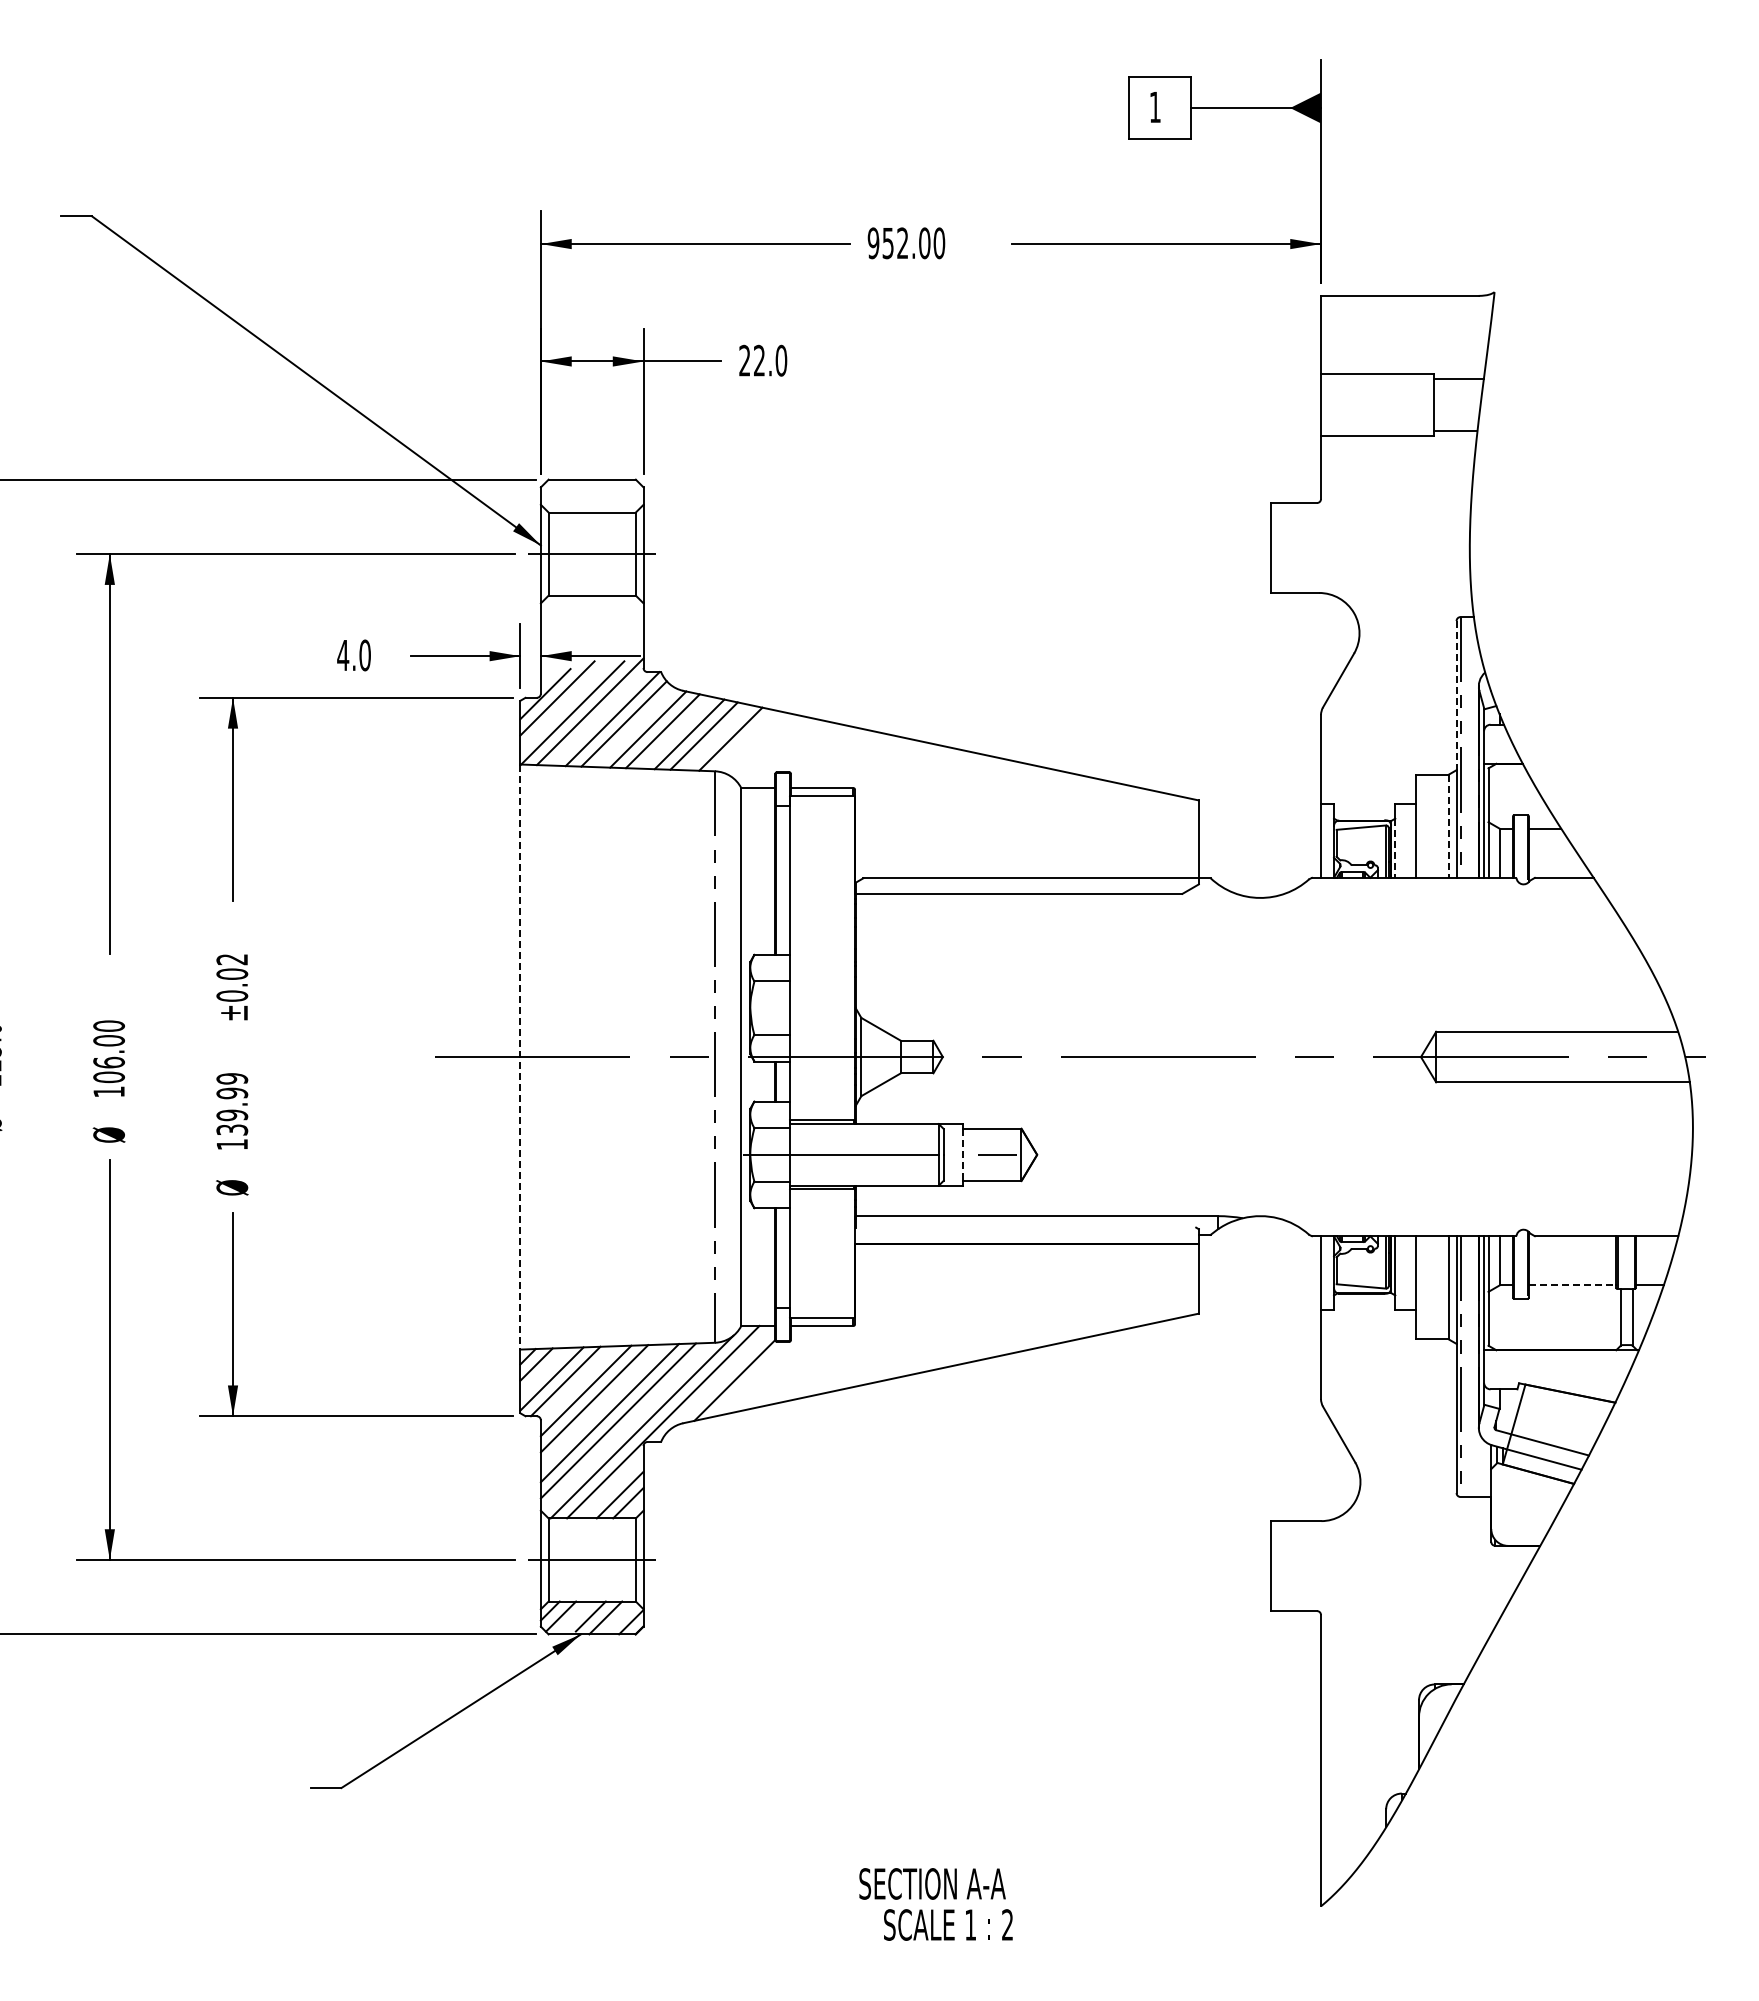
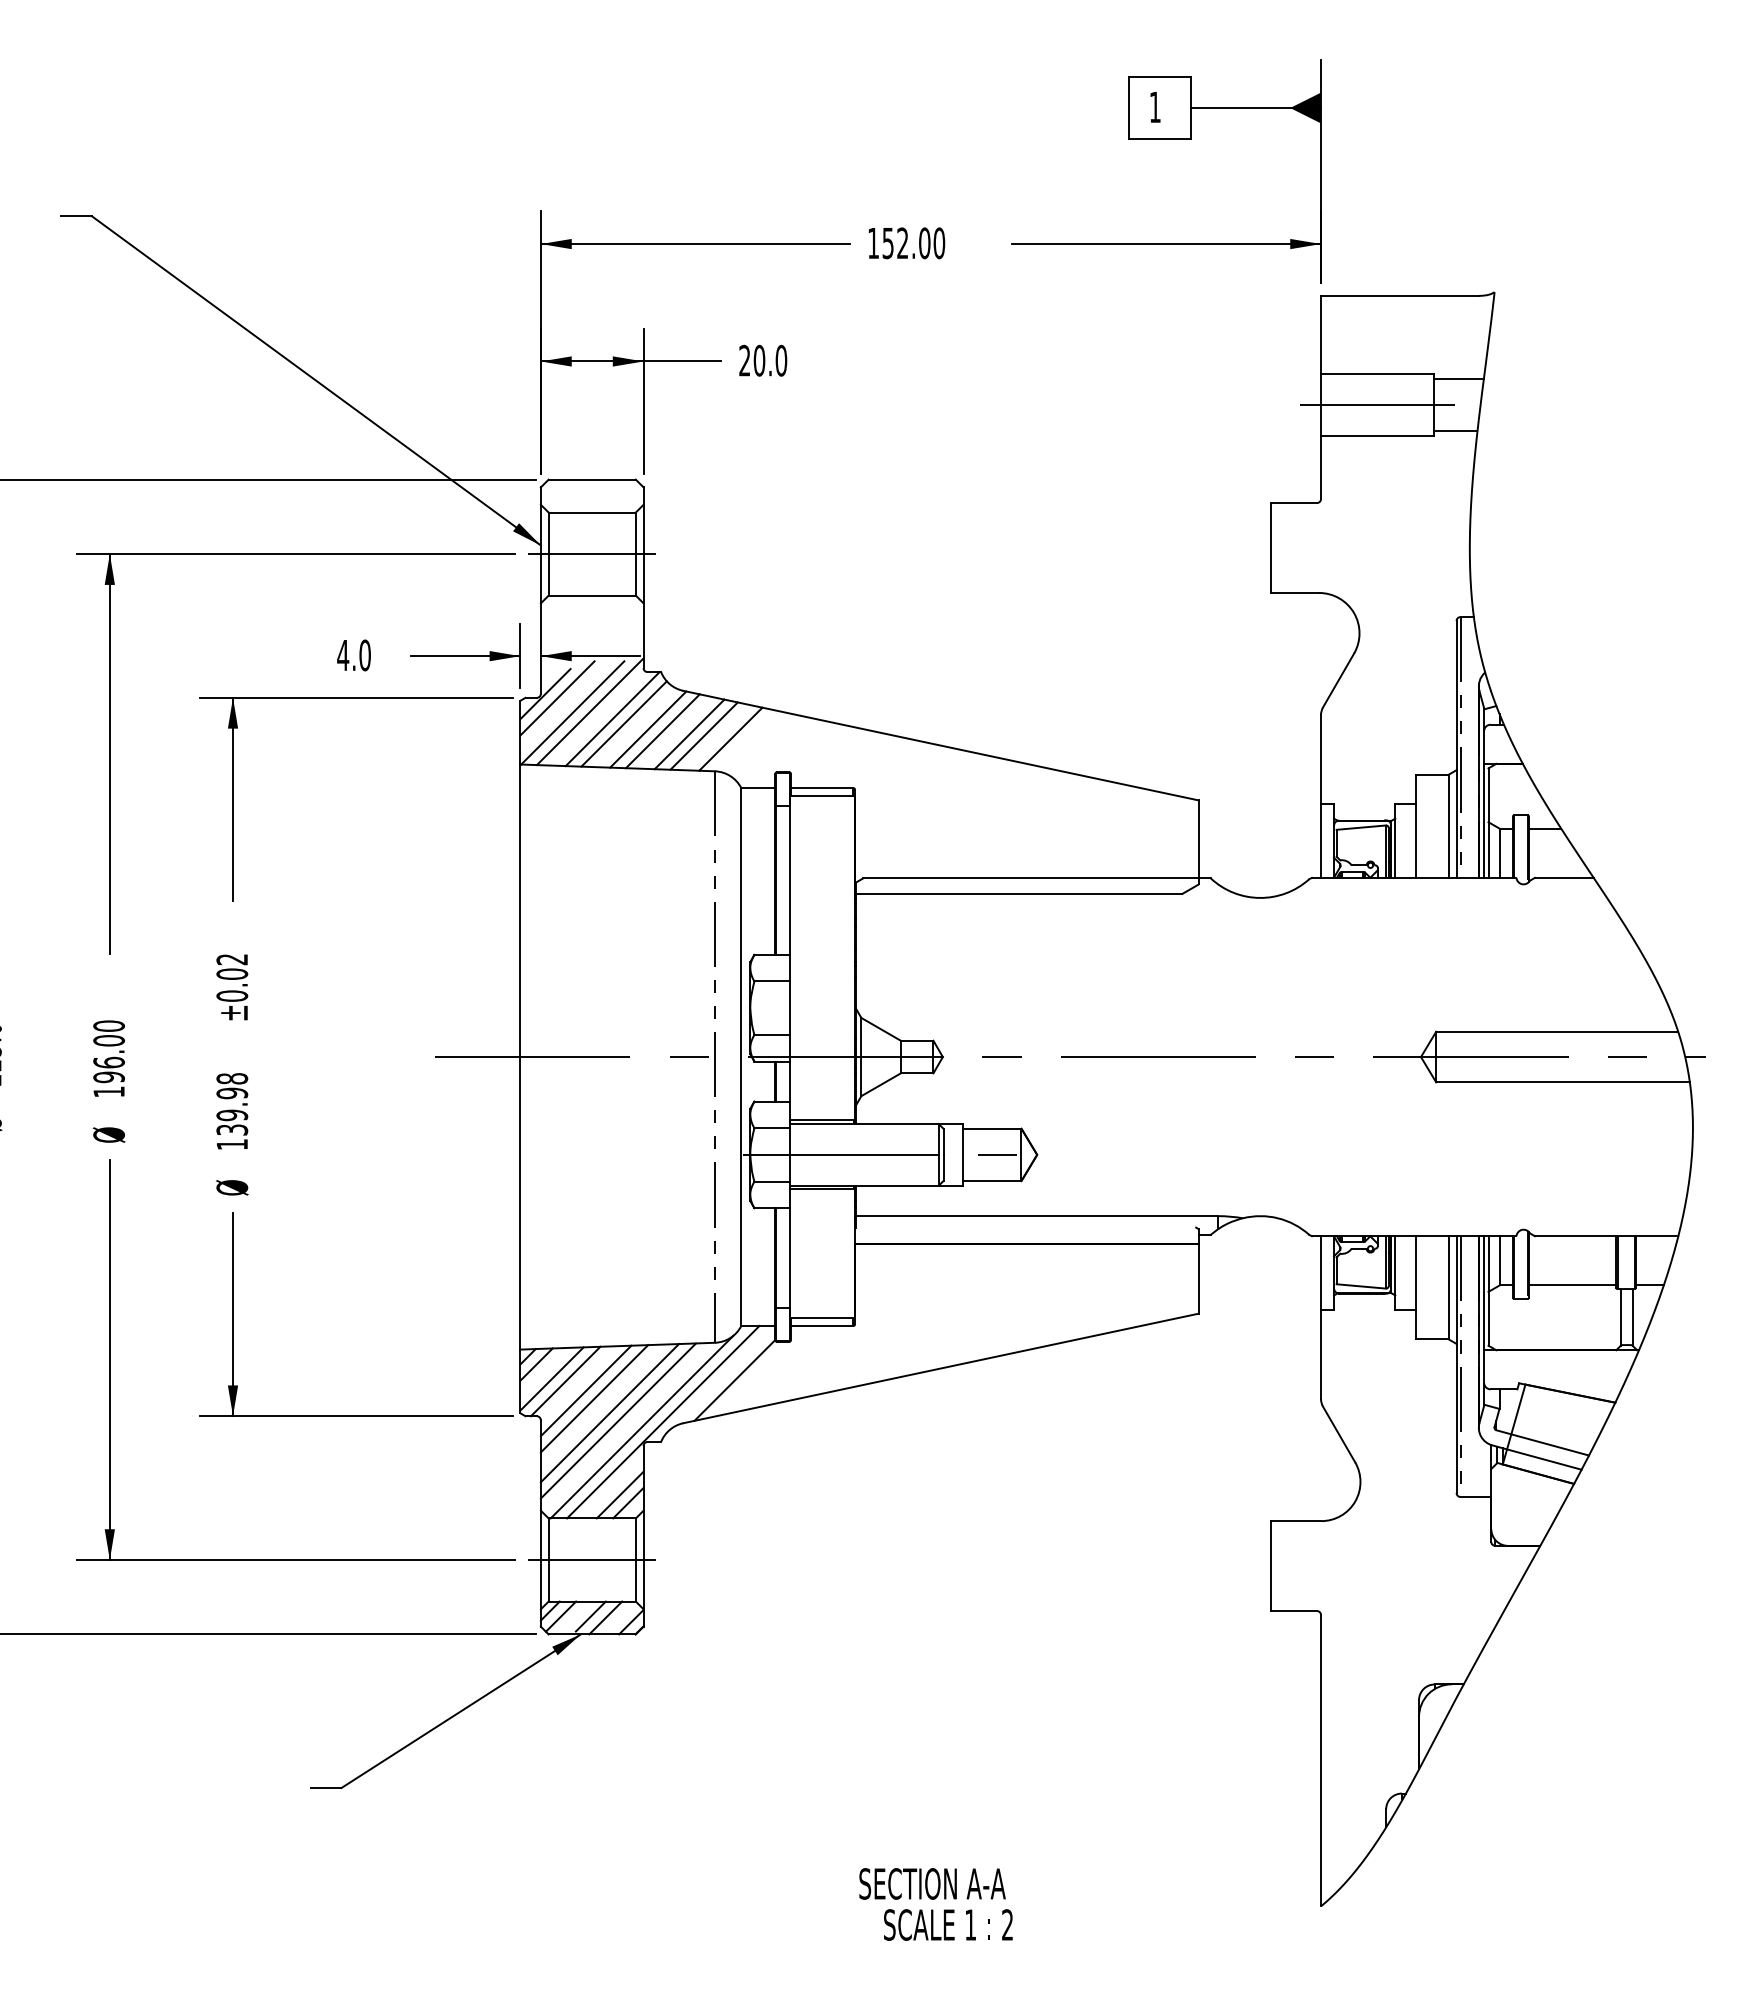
text: 952.00 -> 152.00 (873, 243)
text: 22.0 -> 20.0 (759, 360)
line: none -> present (1377, 405)
line: dashed -> solid (1456, 695)
line: dashed -> solid (1448, 826)
line: dashed -> solid (1395, 848)
line: dashed -> solid (520, 1057)
text: 106.00 -> 196.00 (109, 1077)
text: 139.99 -> 139.98 (232, 1078)
line: dashed -> solid (963, 1155)
line: dashed -> solid (1572, 1285)
